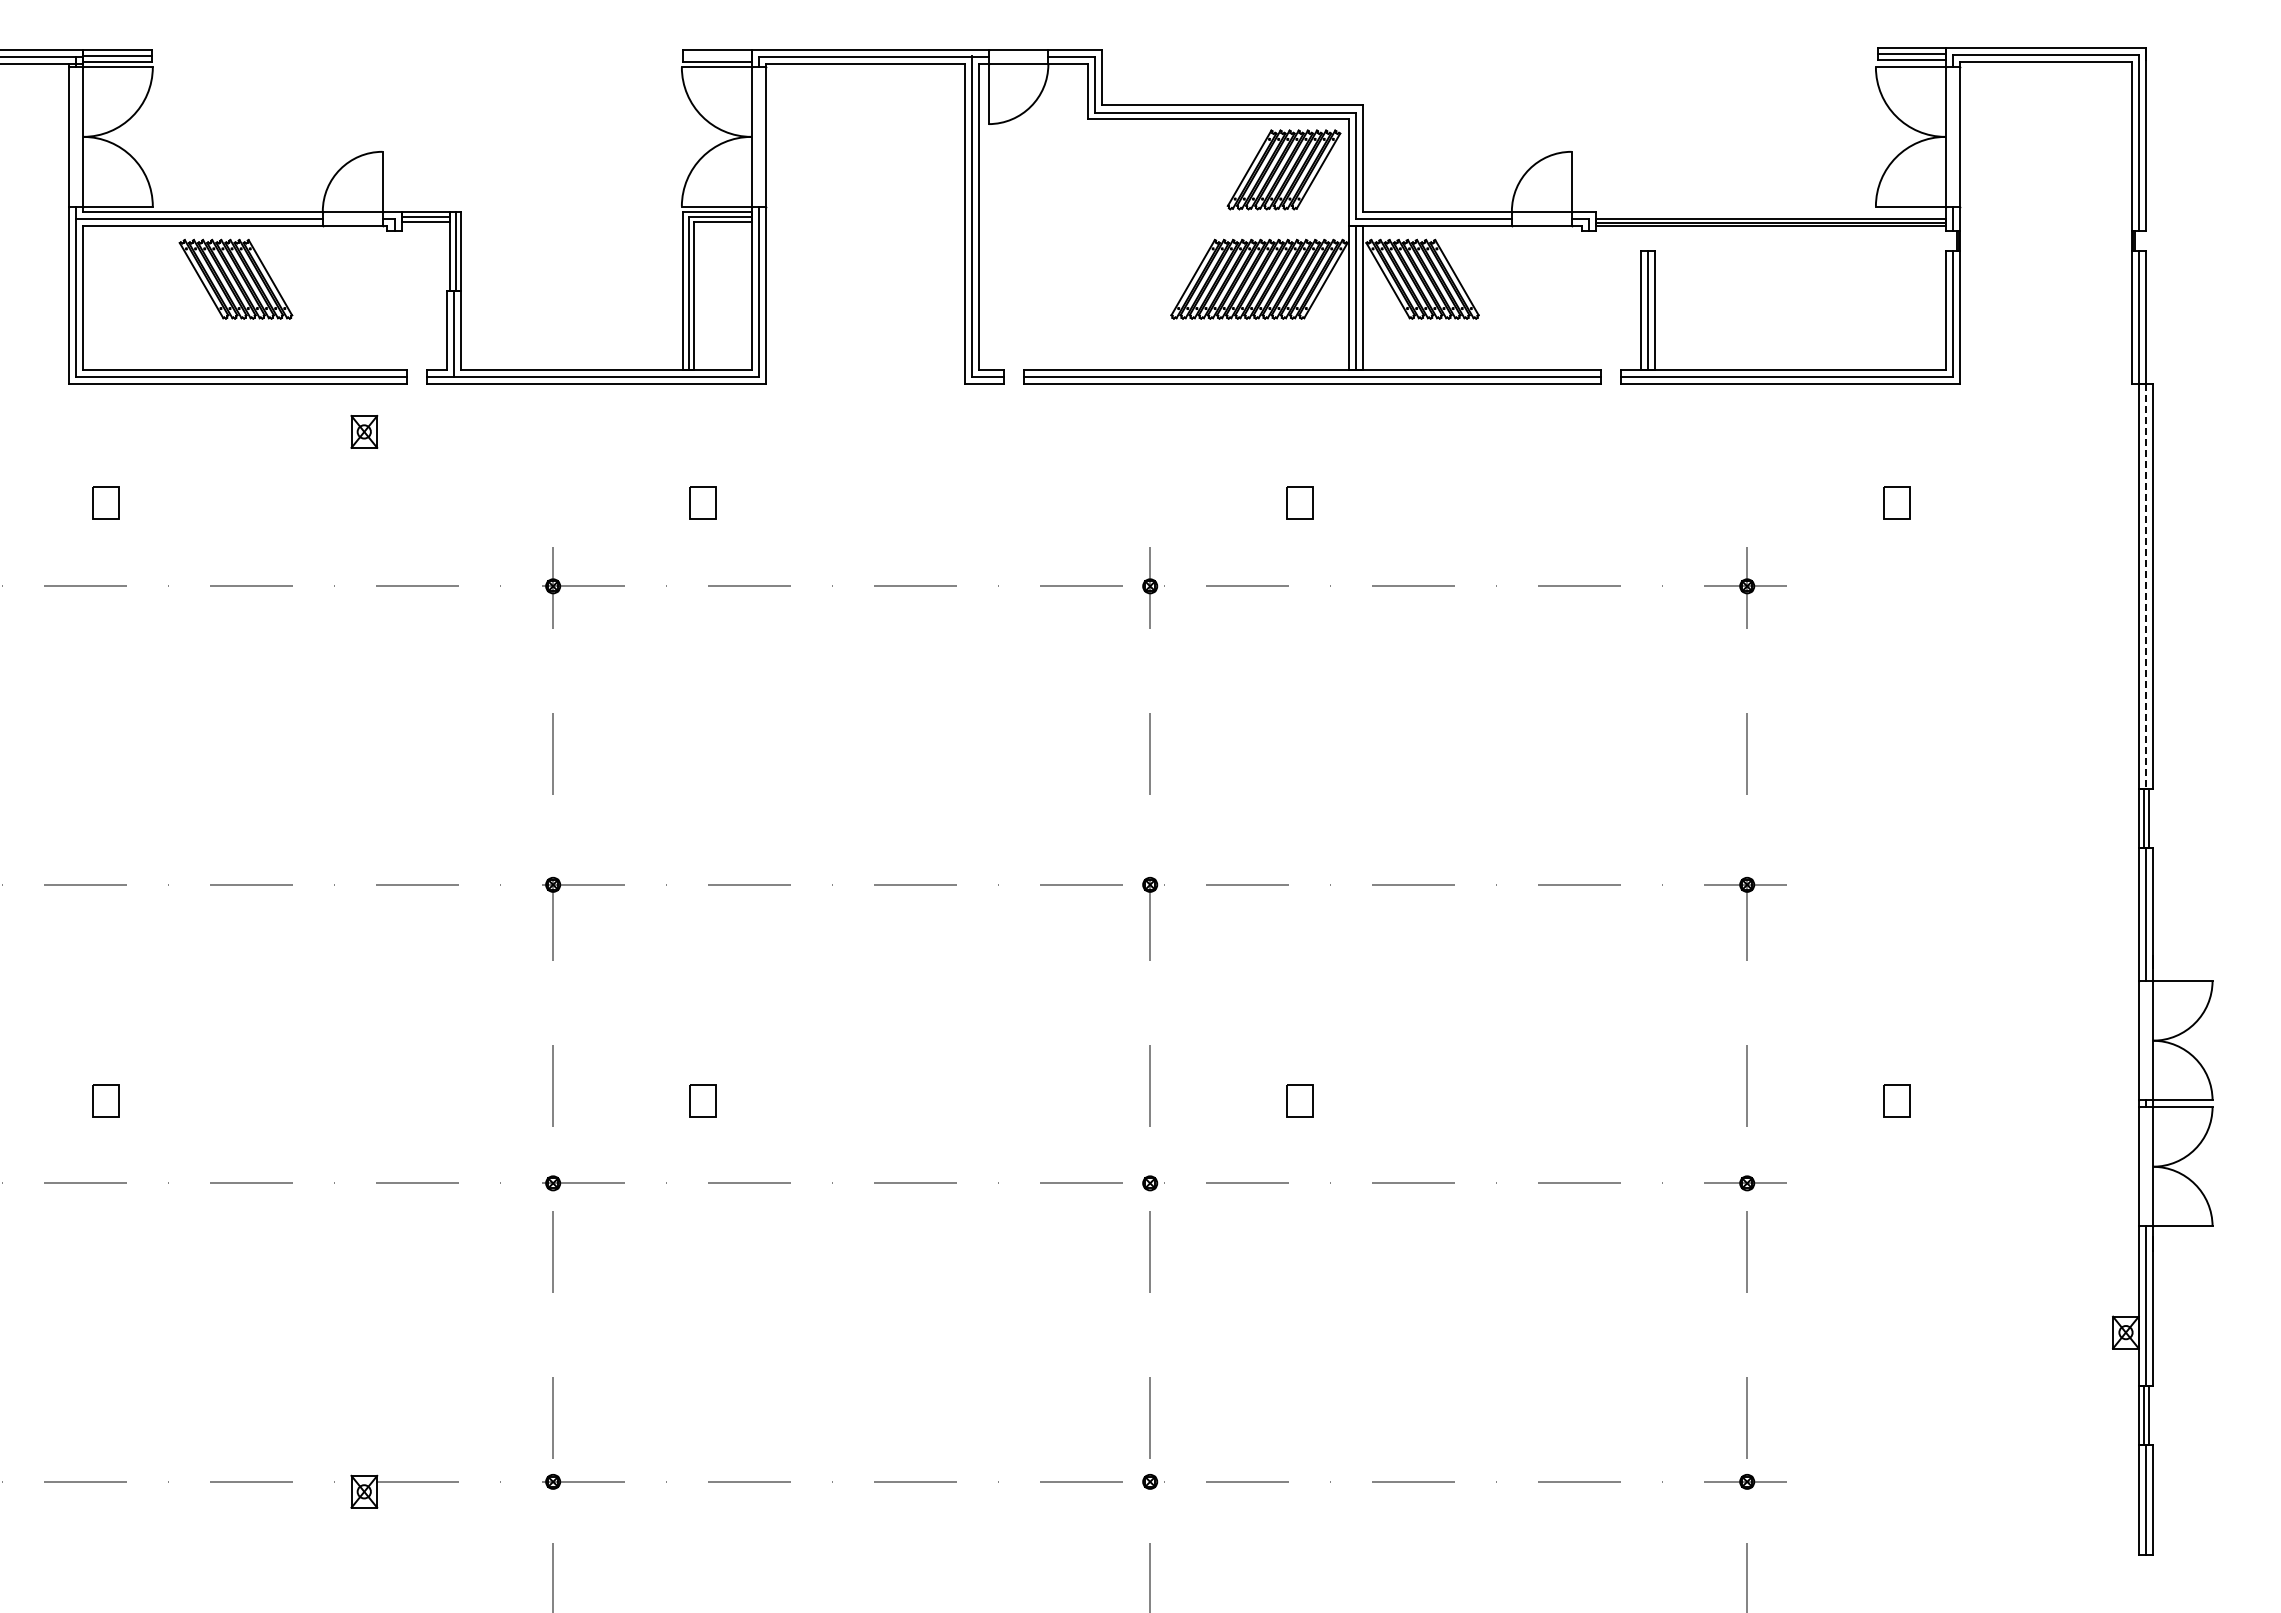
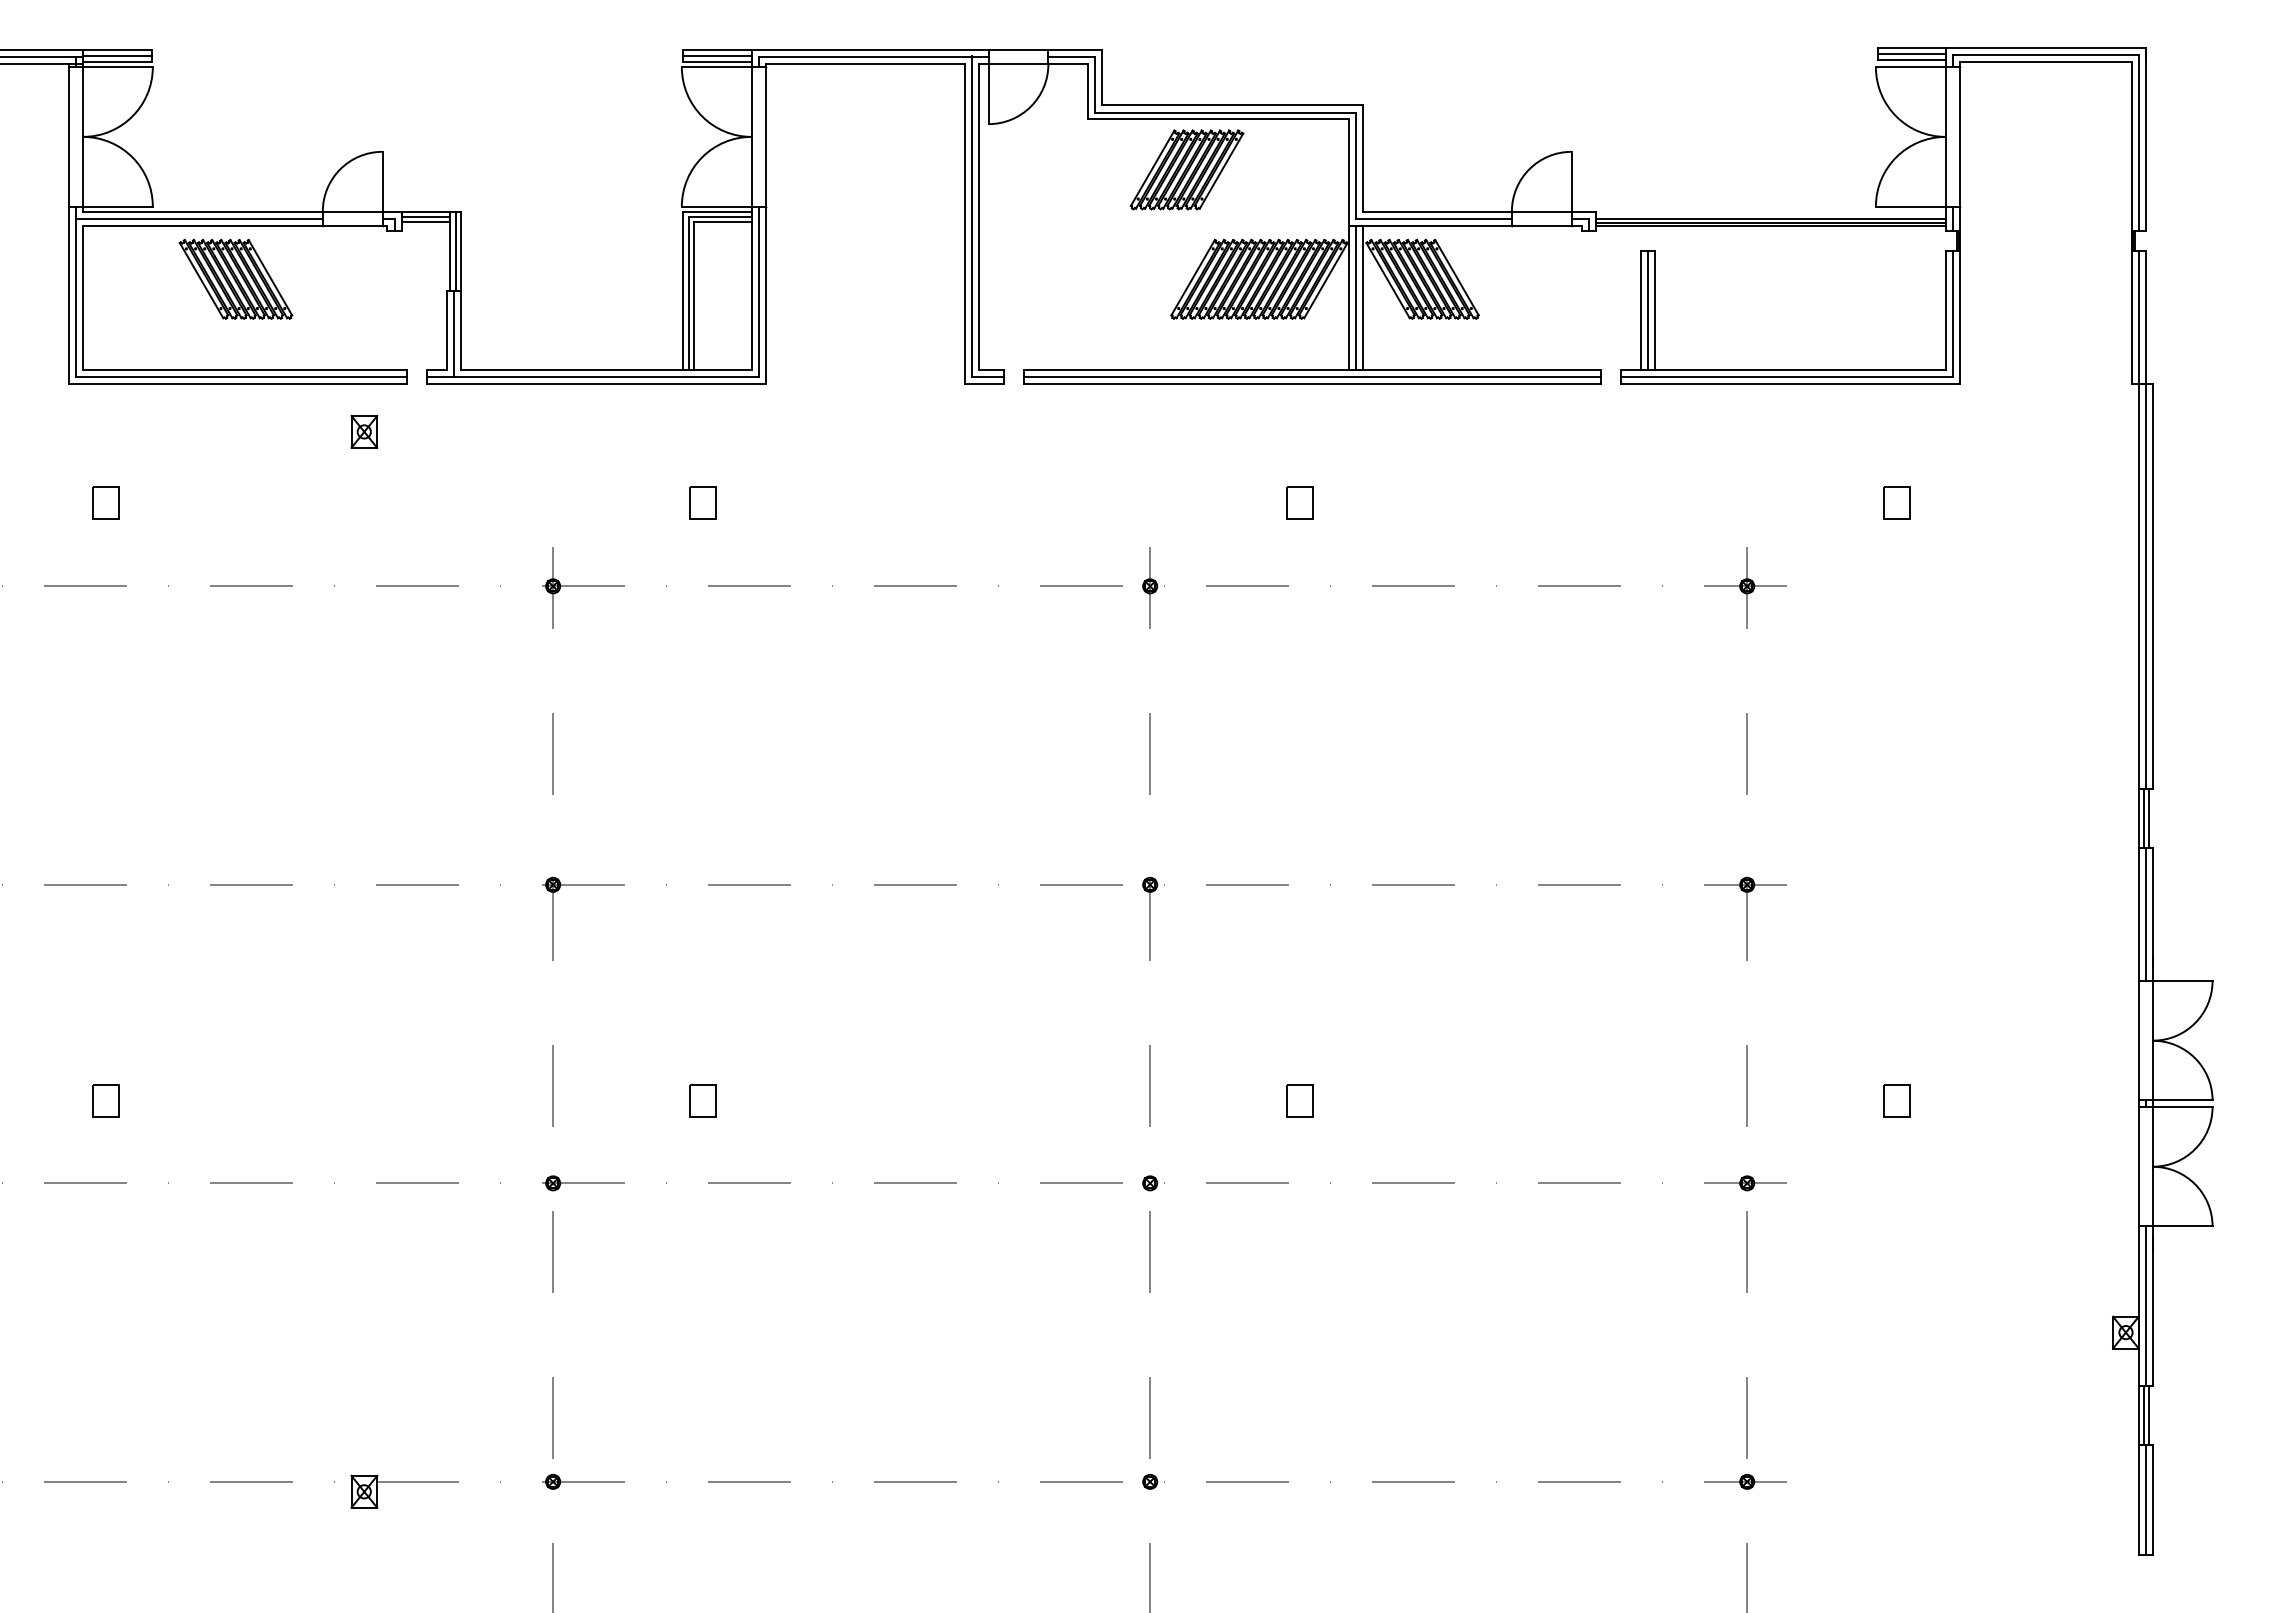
line: none -> present (717, 56)
part position: (1283, 169) -> (1186, 169) (1186, 169)
line: dashed -> solid (2145, 586)
